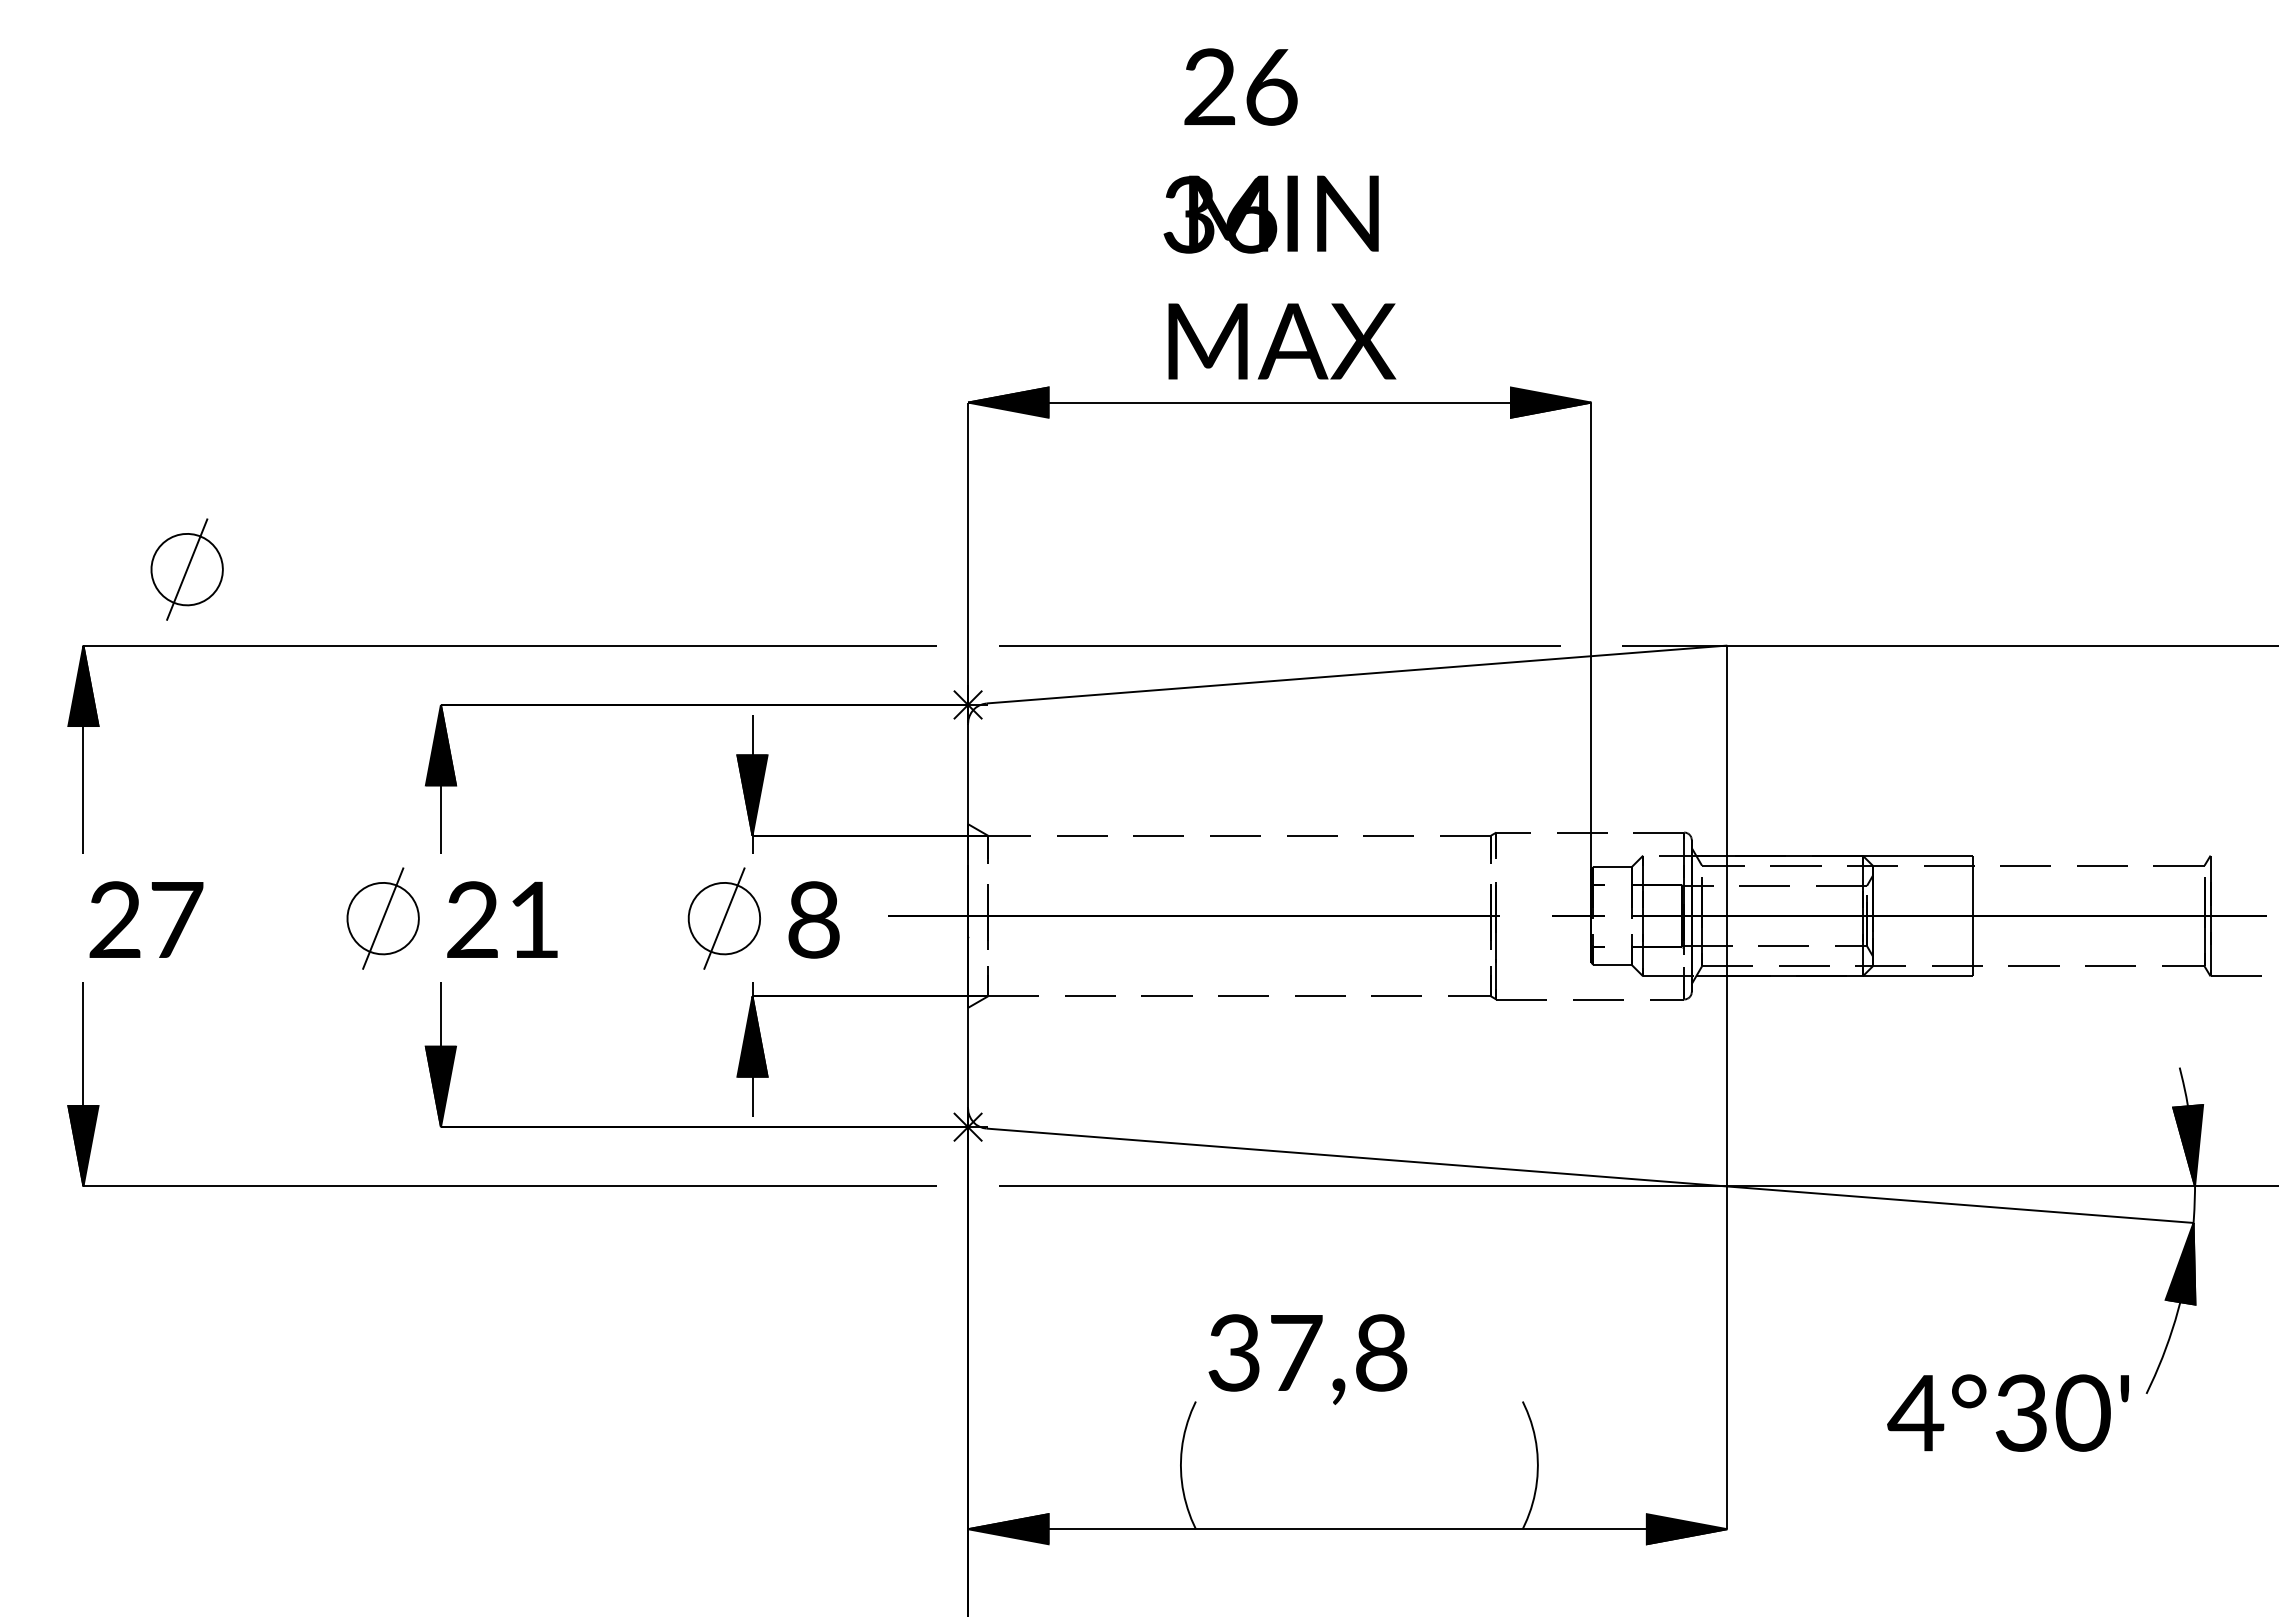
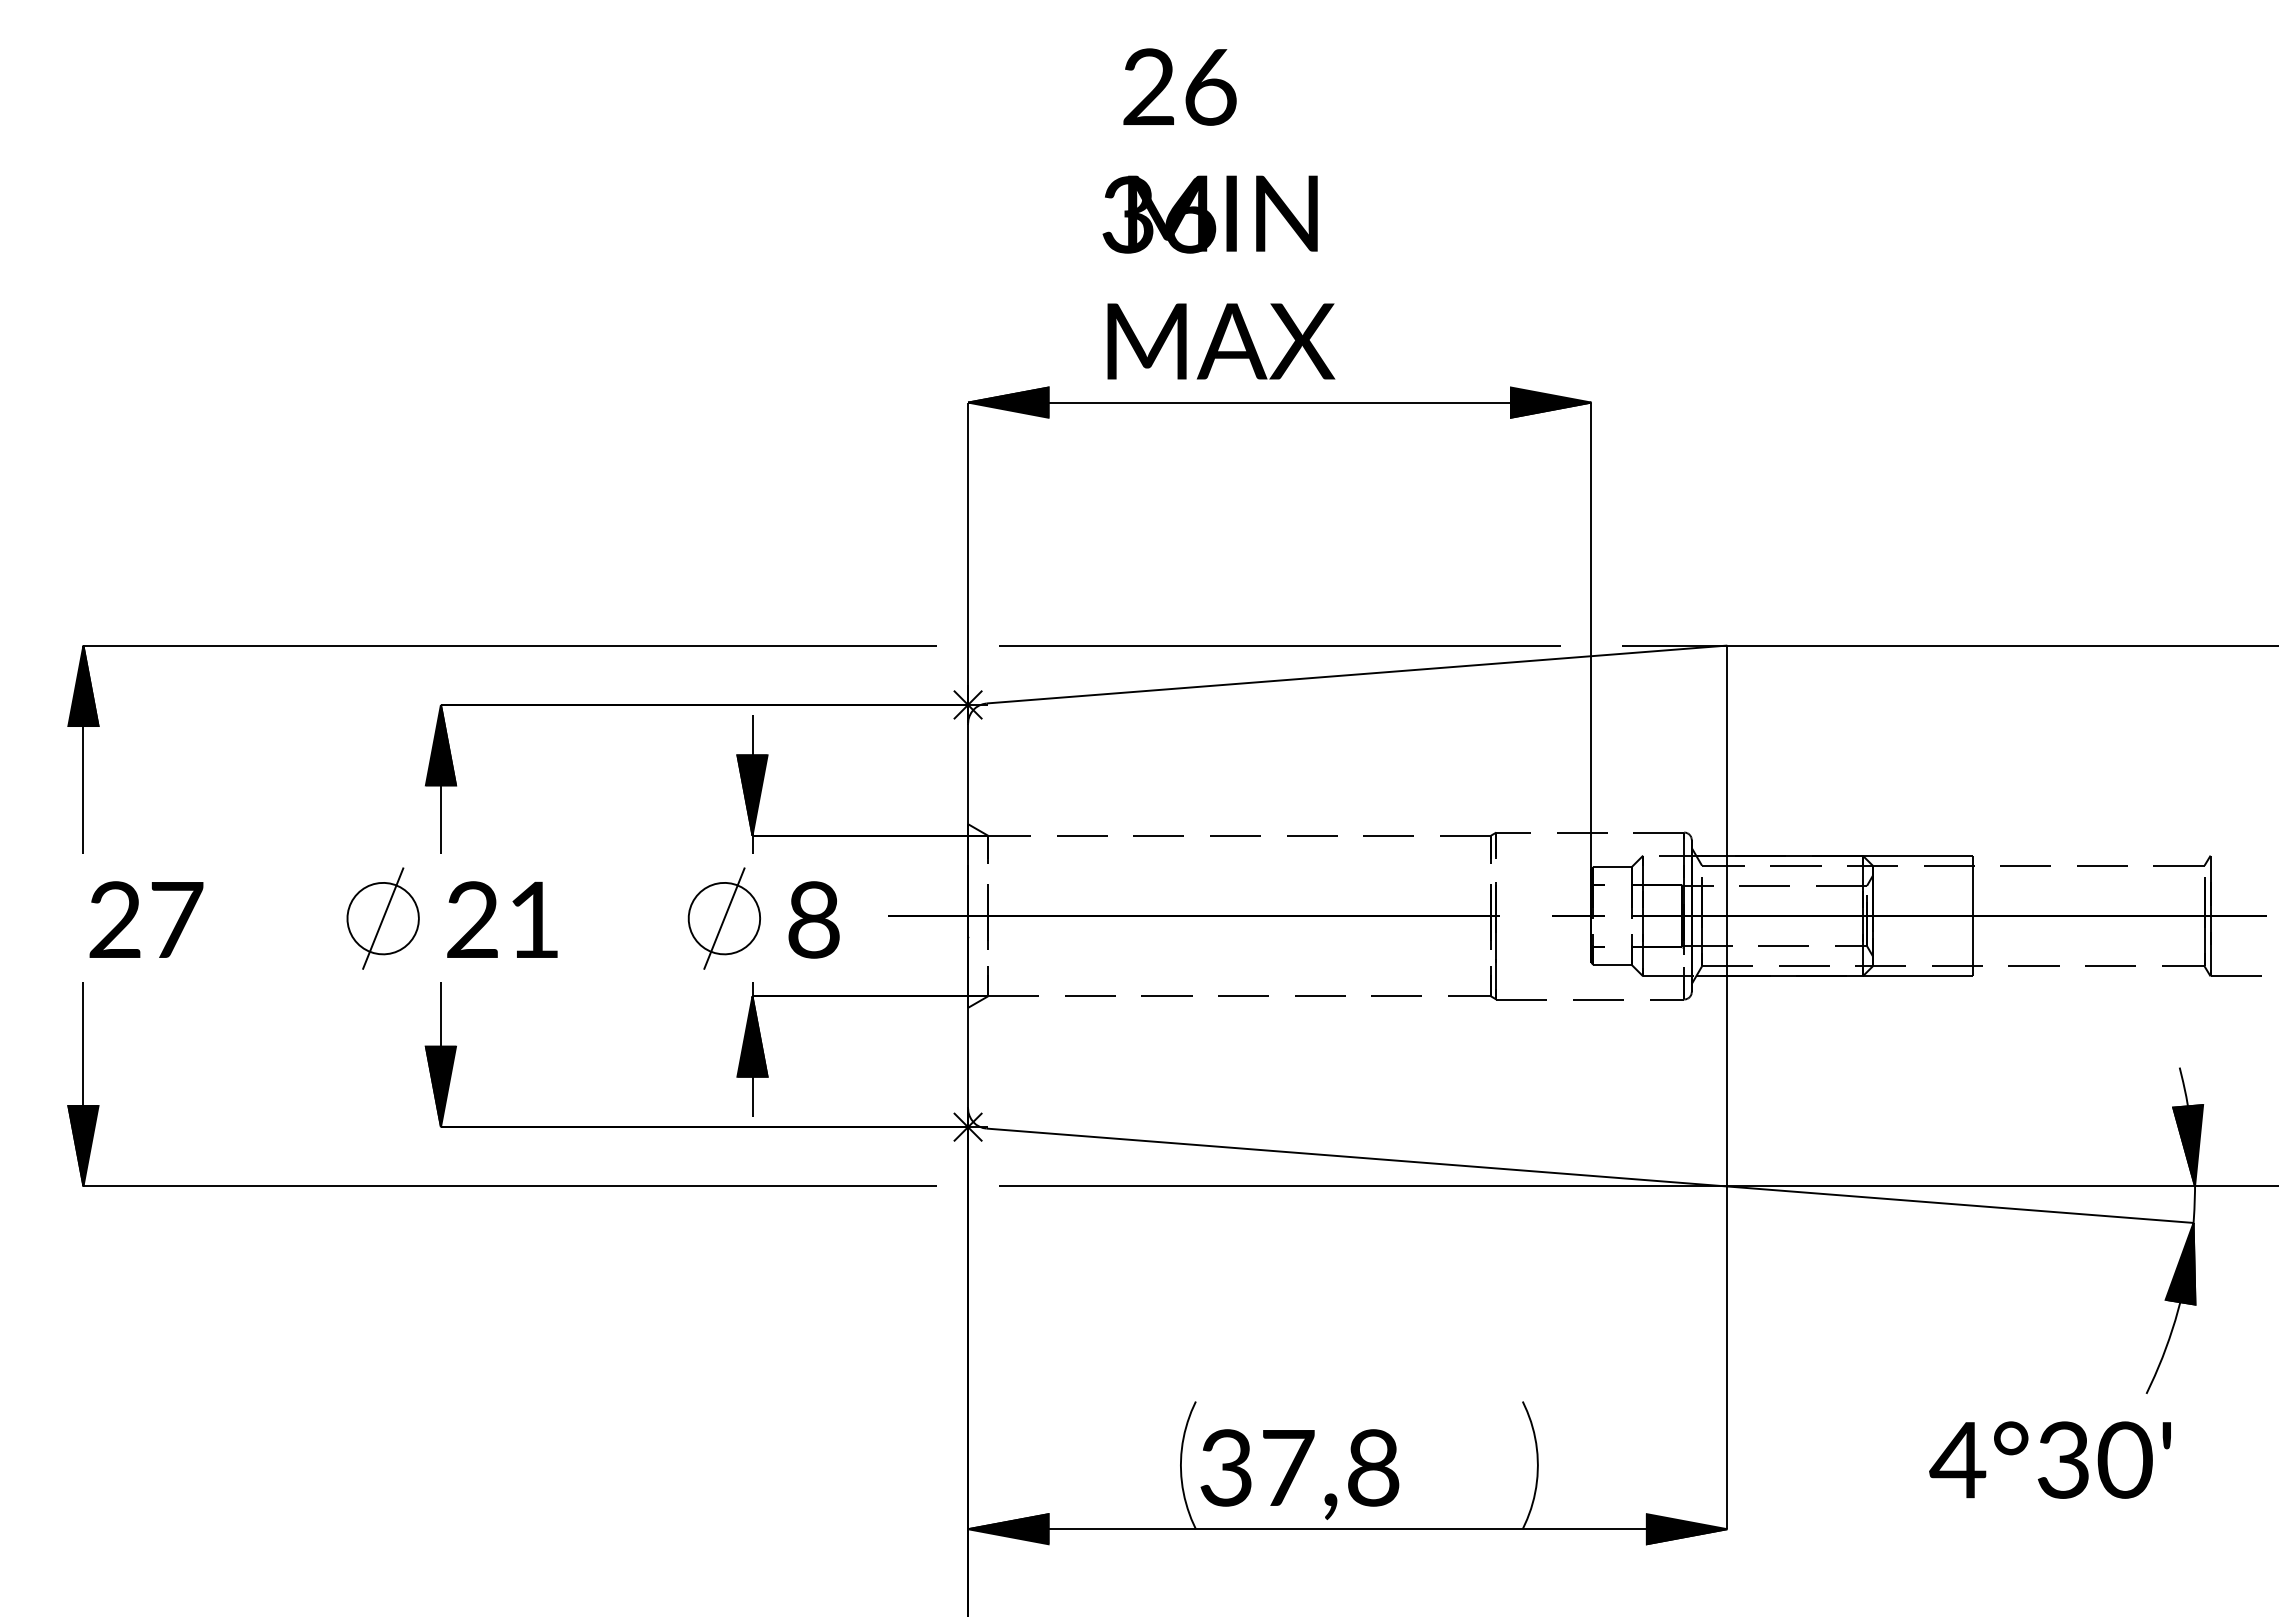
text position: (1279, 213) -> (1218, 213) (1218, 213)
part: present -> none (186, 569)
text position: (1307, 1359) -> (1299, 1474) (1299, 1474)
text position: (2007, 1412) -> (2049, 1459) (2049, 1459)
